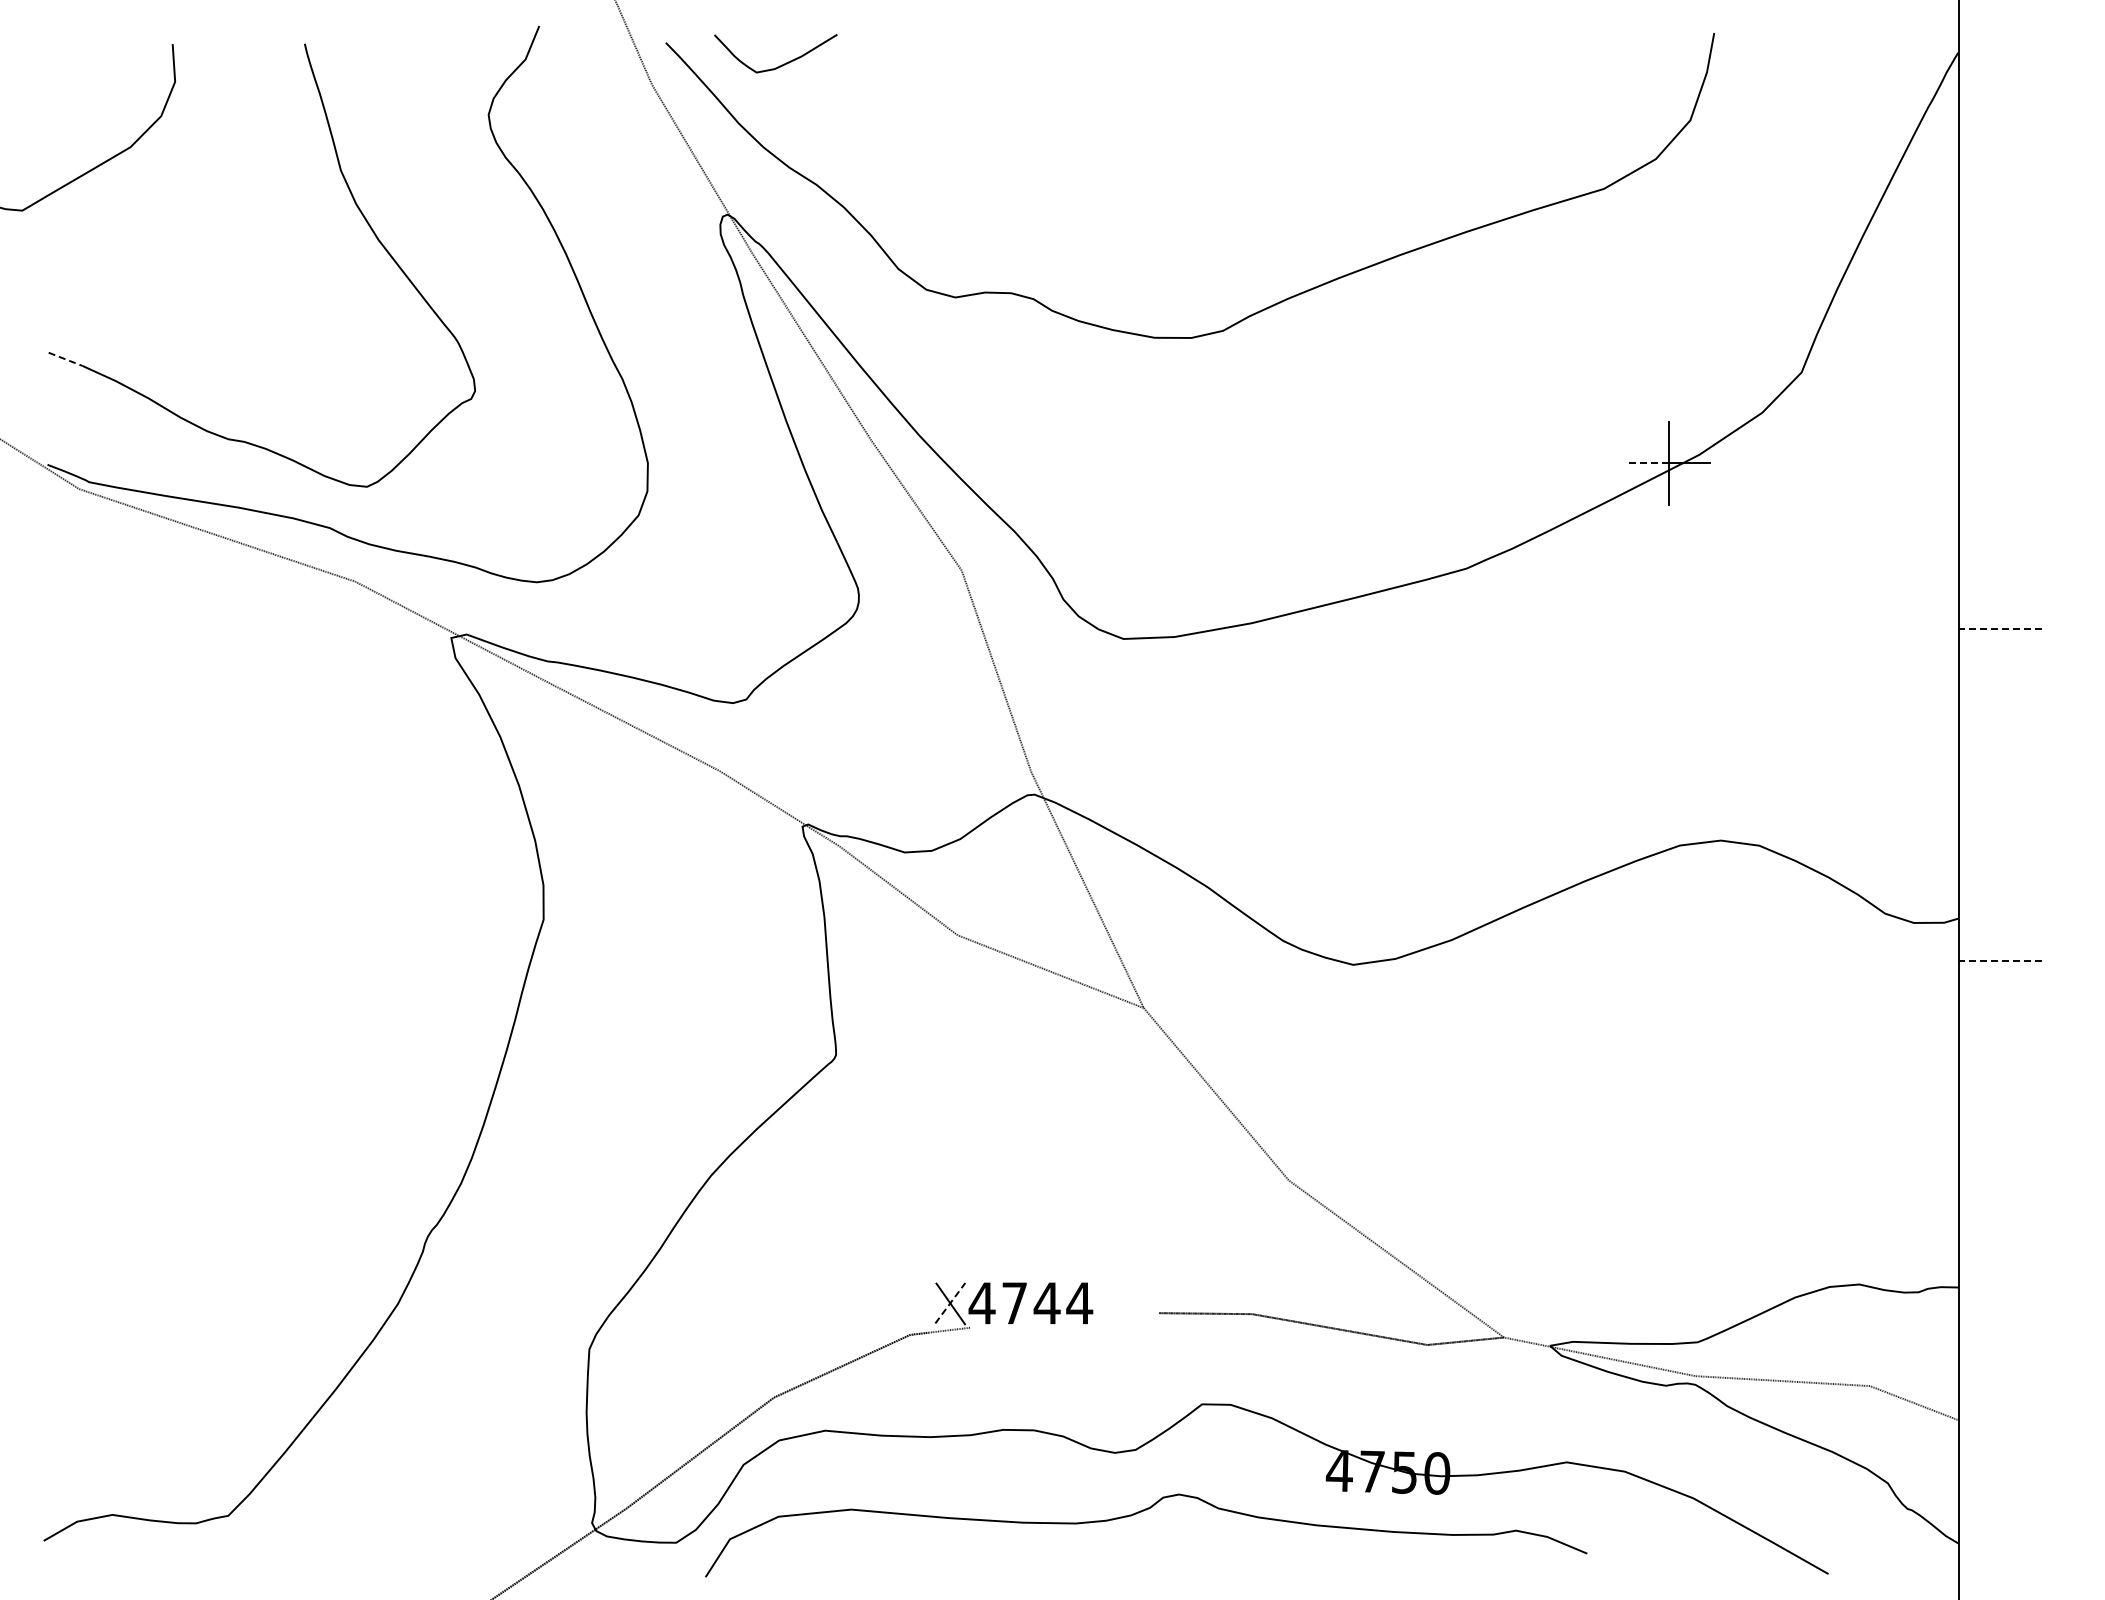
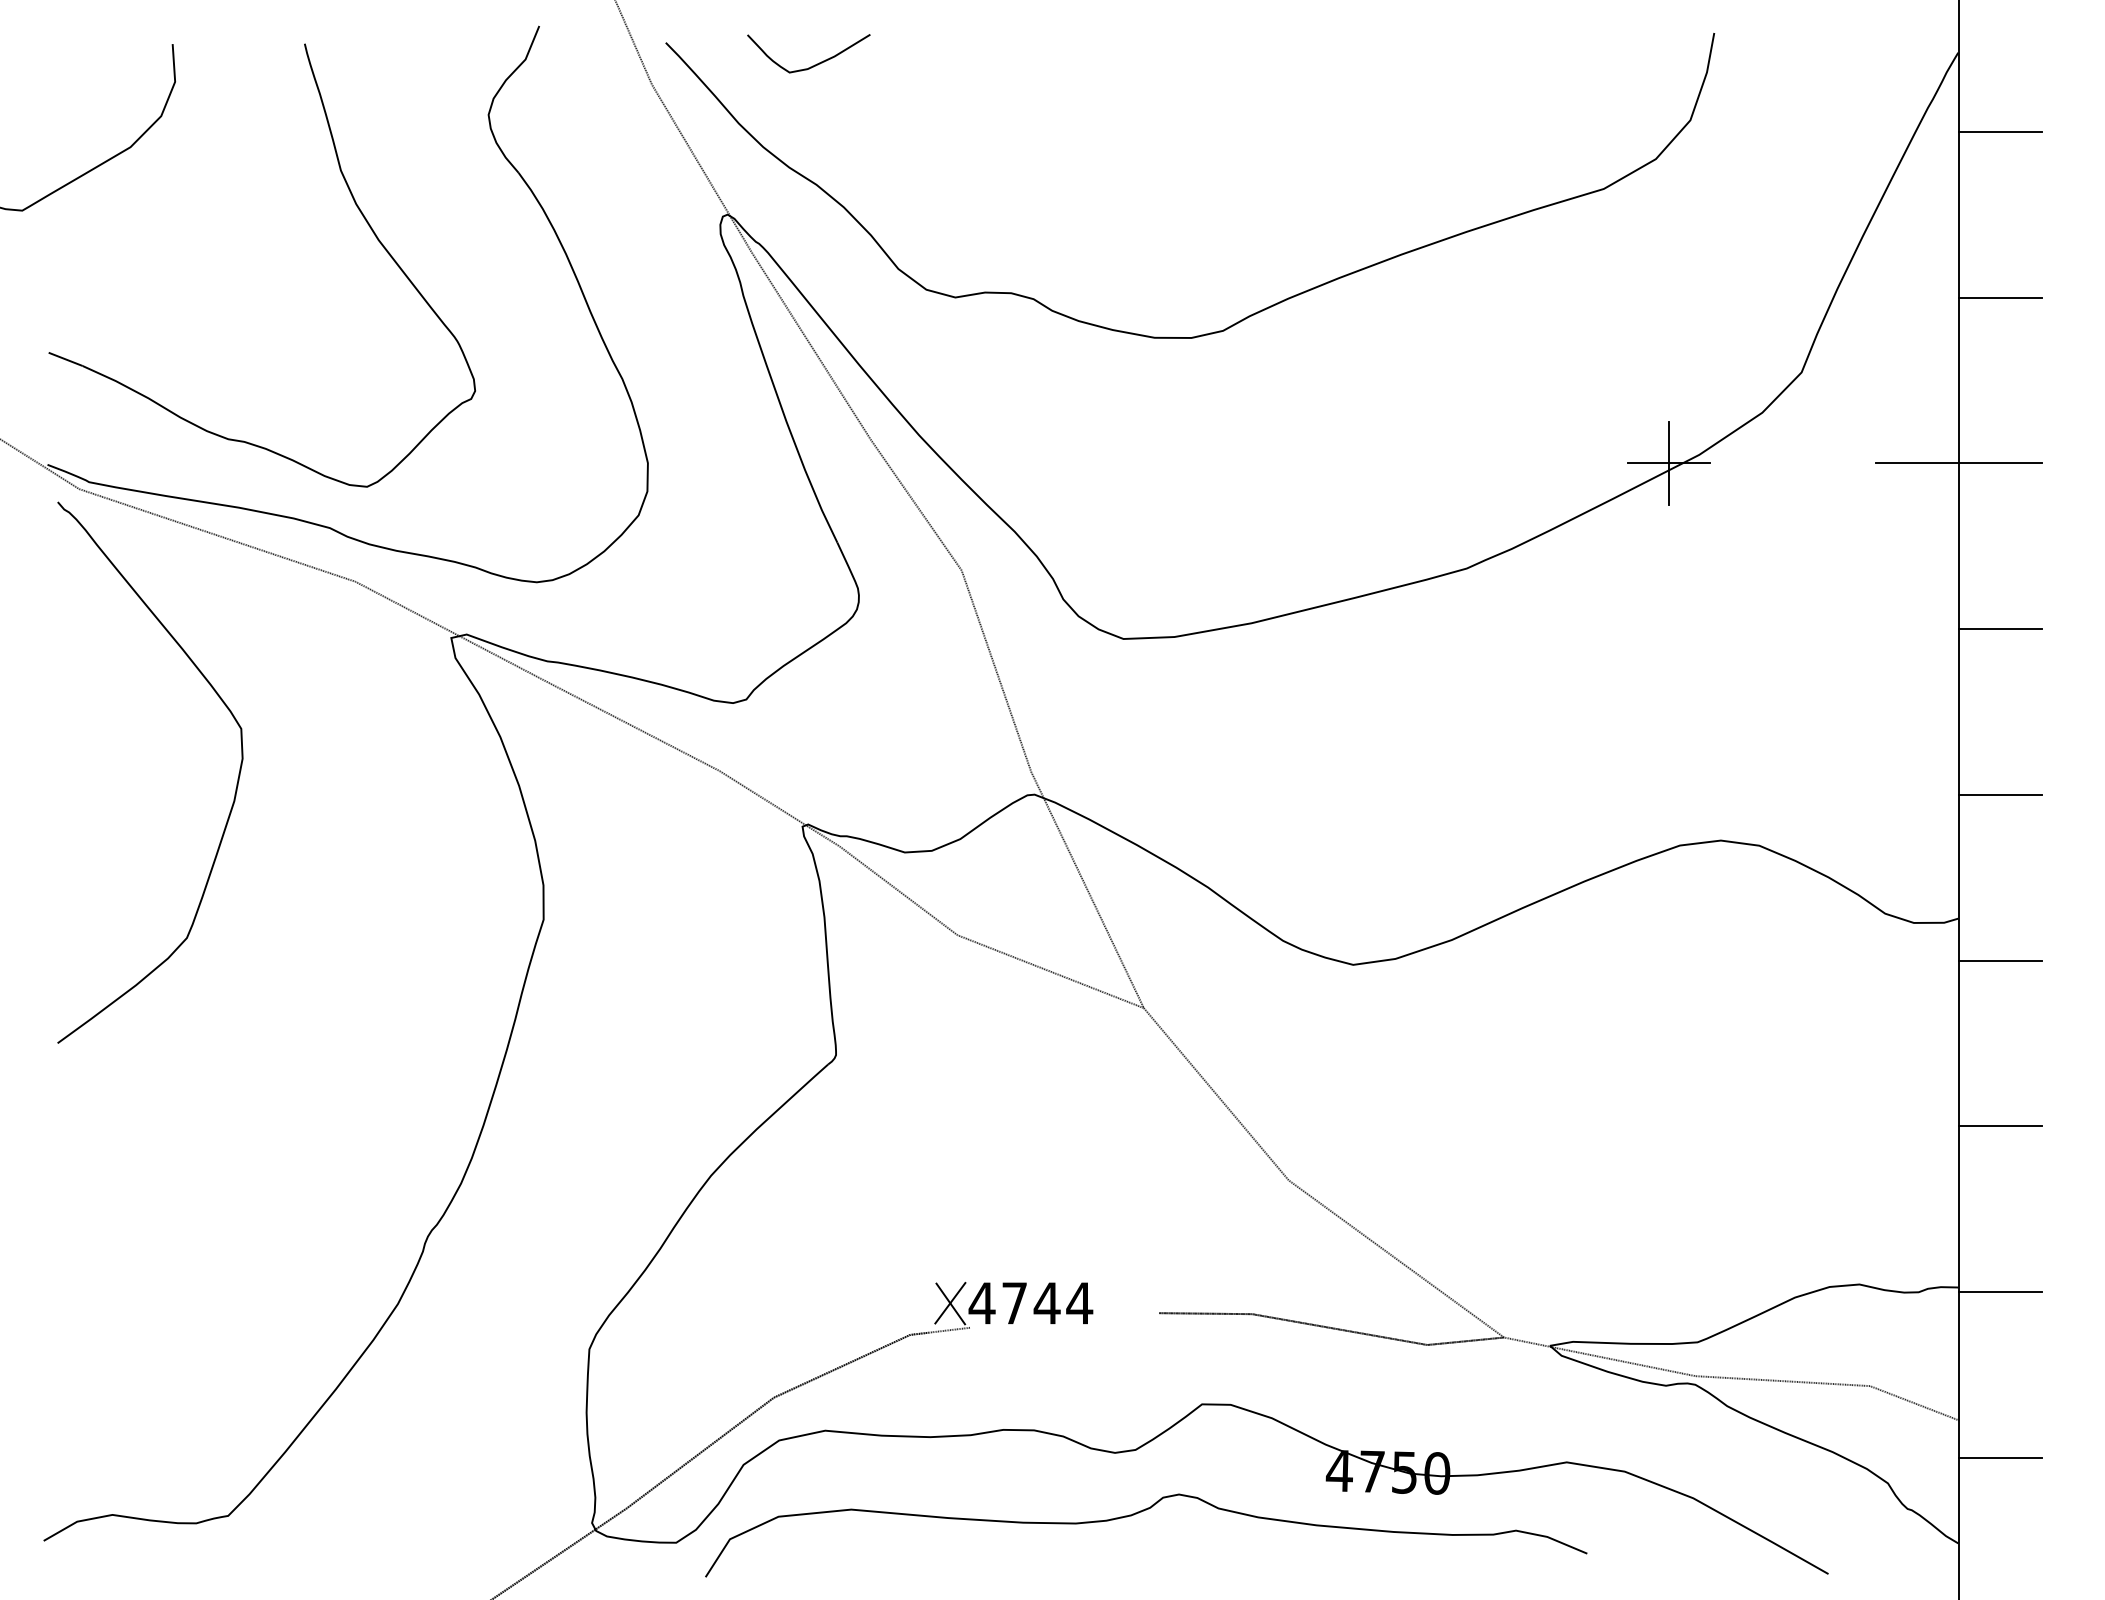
curve position: (781, 64) -> (814, 64) (814, 64)
line: none -> present (1999, 131)
line: none -> present (1999, 297)
line: dashed -> solid (66, 359)
line: dashed -> solid (1648, 463)
line: none -> present (1958, 463)
line: dashed -> solid (1999, 629)
curve: none -> present (235, 788)
line: none -> present (1999, 794)
line: dashed -> solid (1999, 960)
line: none -> present (1999, 1126)
line: none -> present (1999, 1292)
line: dashed -> solid (950, 1302)
line: none -> present (1999, 1457)
